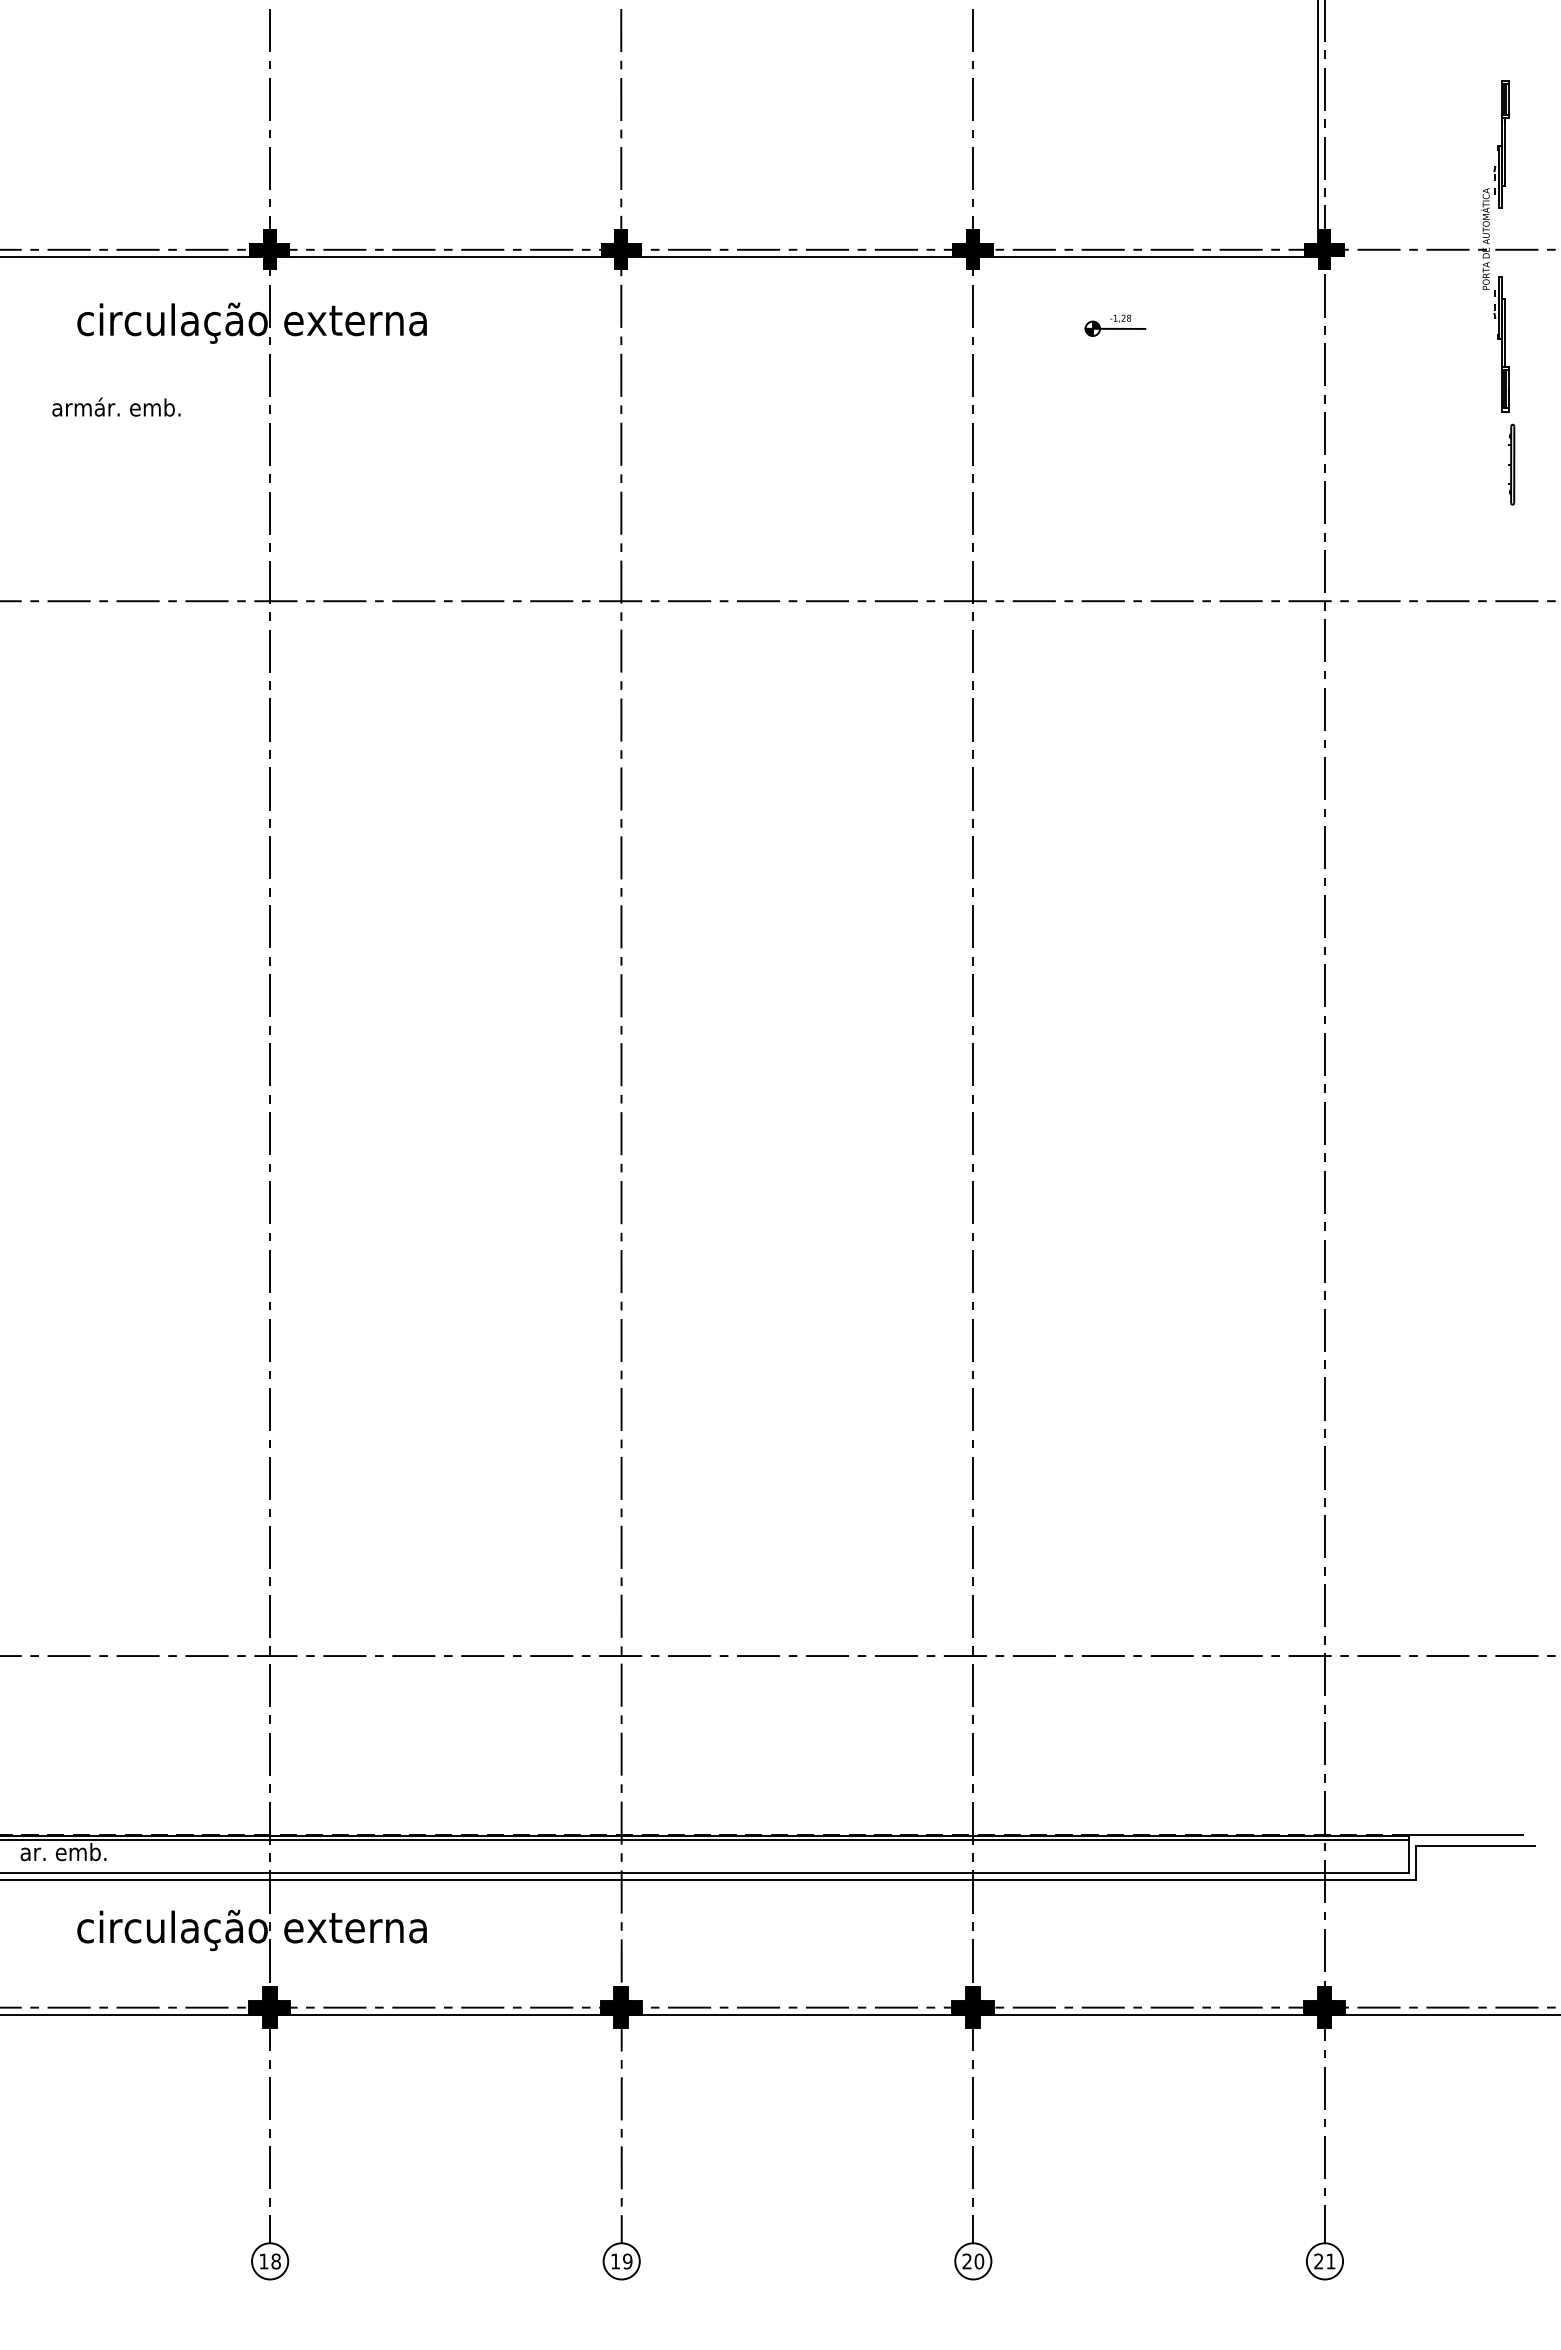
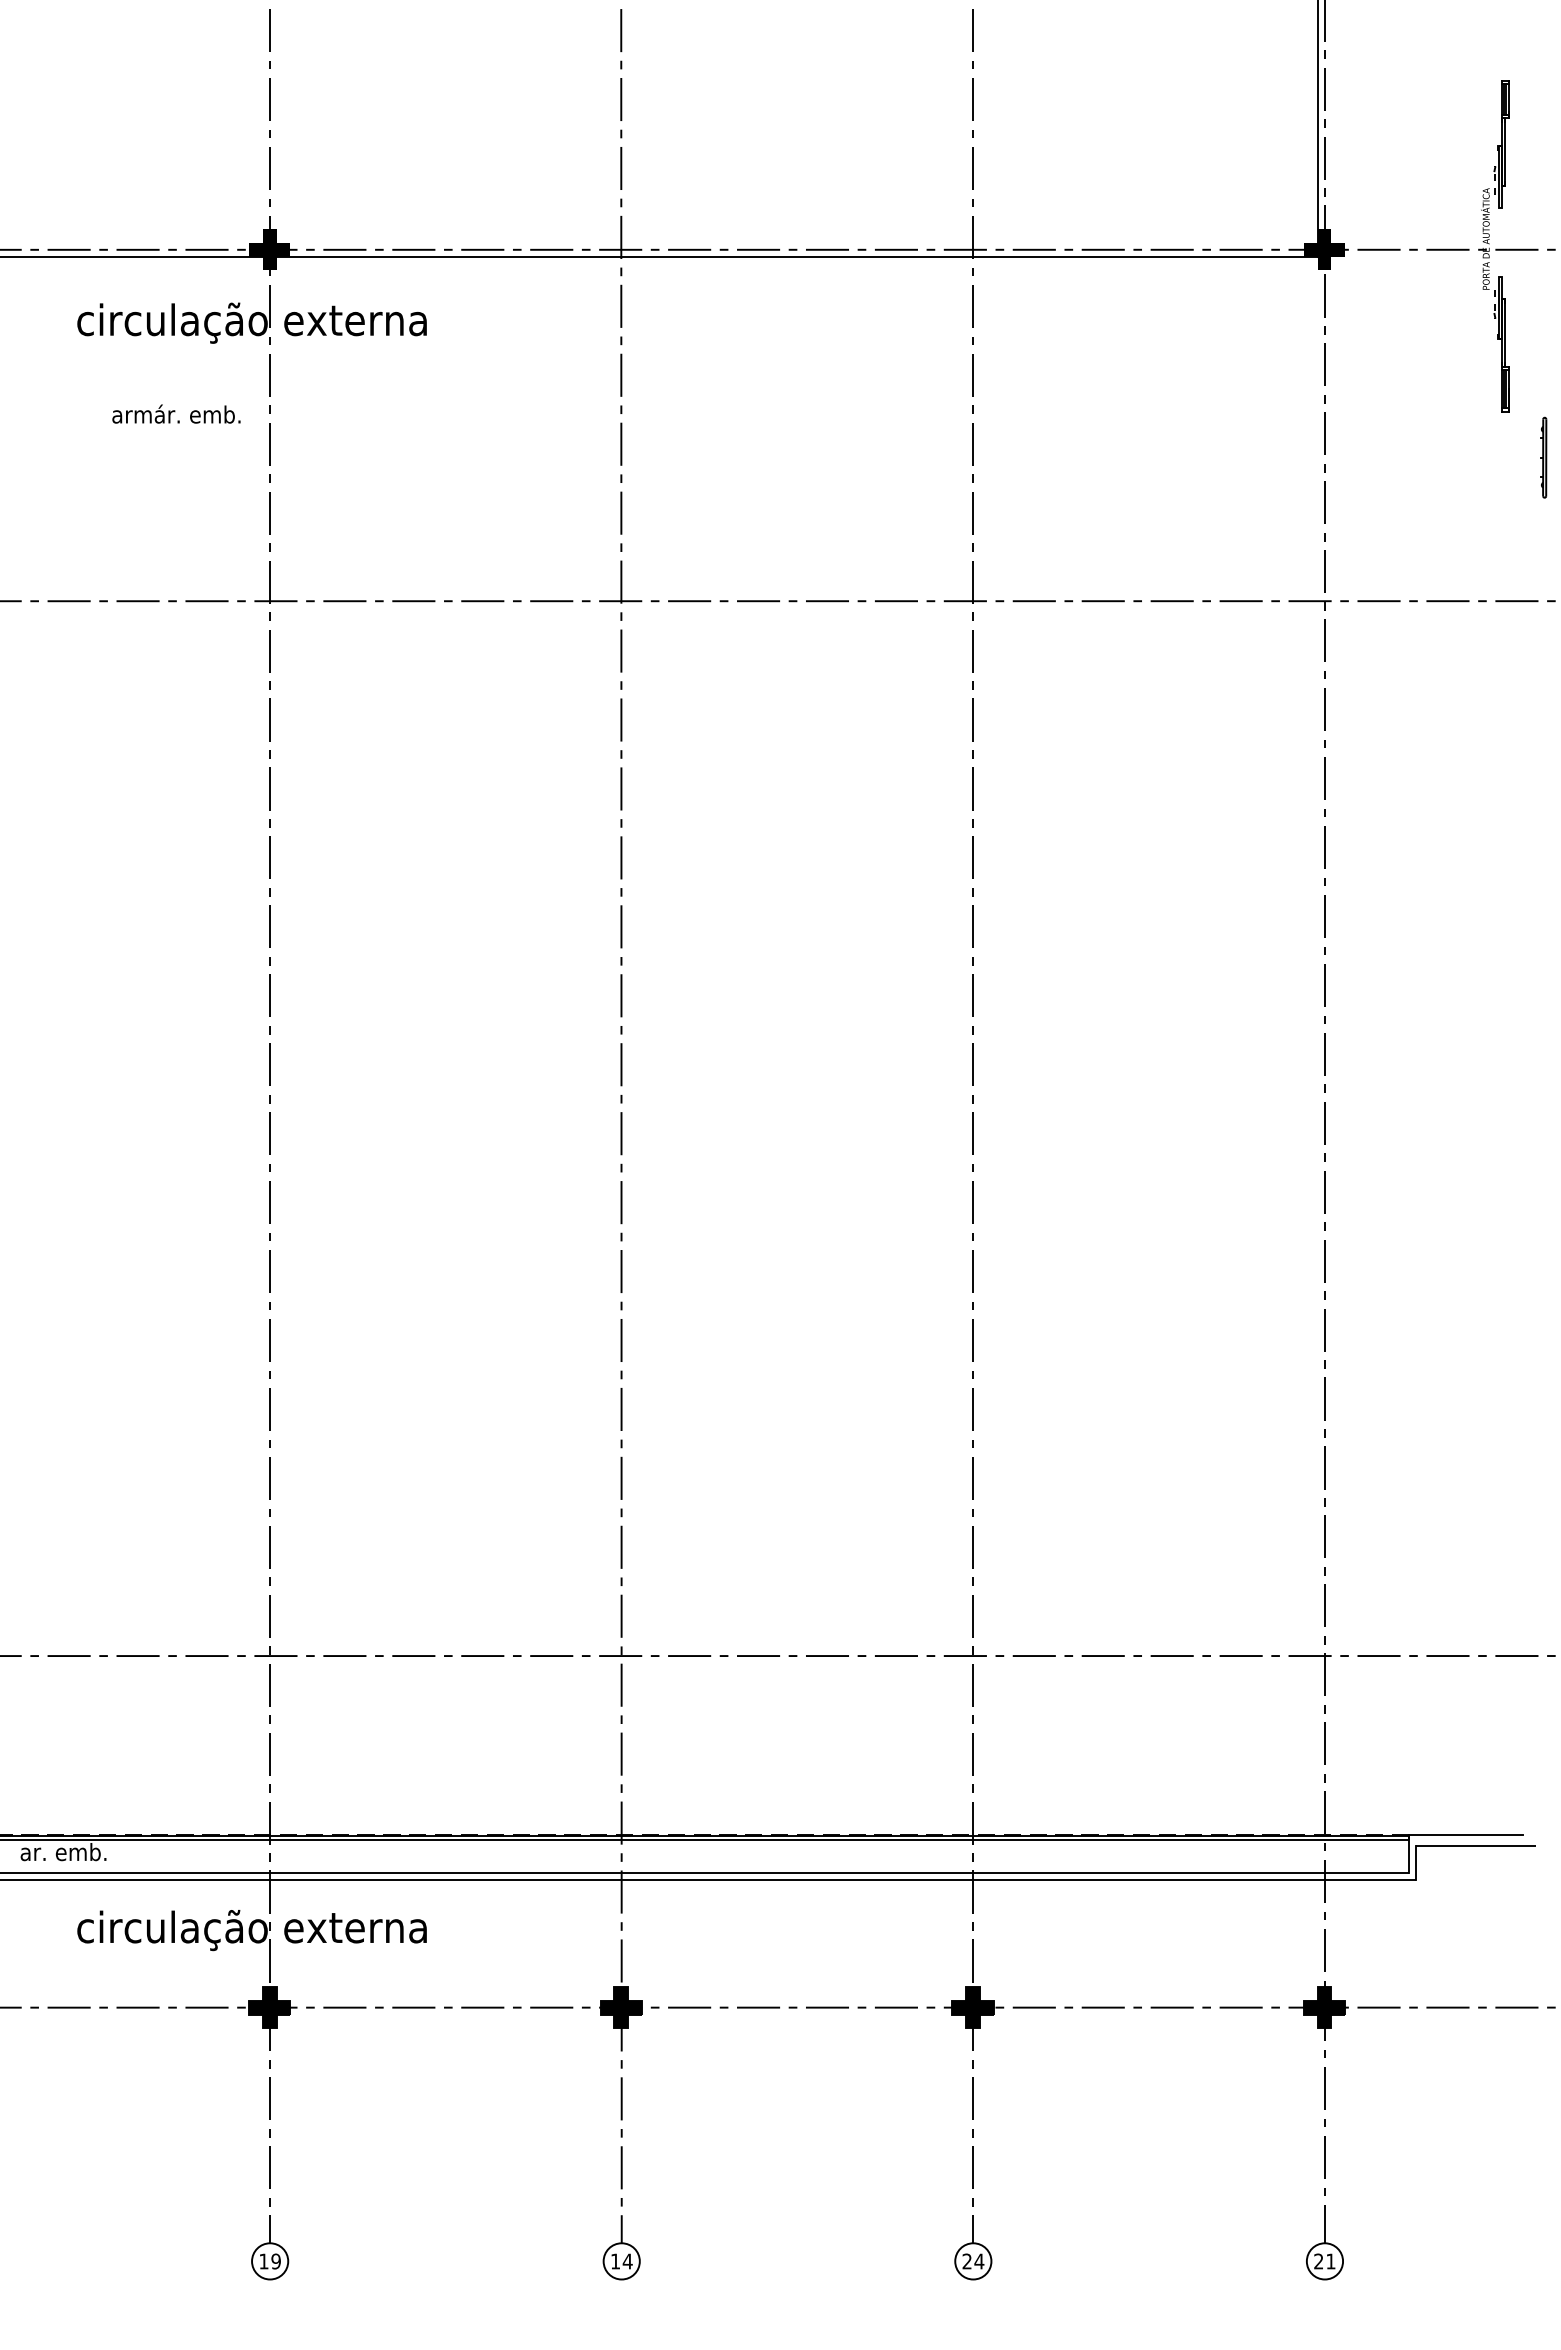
fill: present -> none (620, 249)
fill: present -> none (972, 249)
part: present -> none (1115, 325)
text position: (116, 406) -> (176, 413) (176, 413)
part position: (1511, 464) -> (1543, 457) (1543, 457)
line: present -> none (779, 2014)
text: 18 -> 19 (275, 2261)
text: 19 -> 14 (627, 2261)
text: 20 -> 24 (979, 2261)
